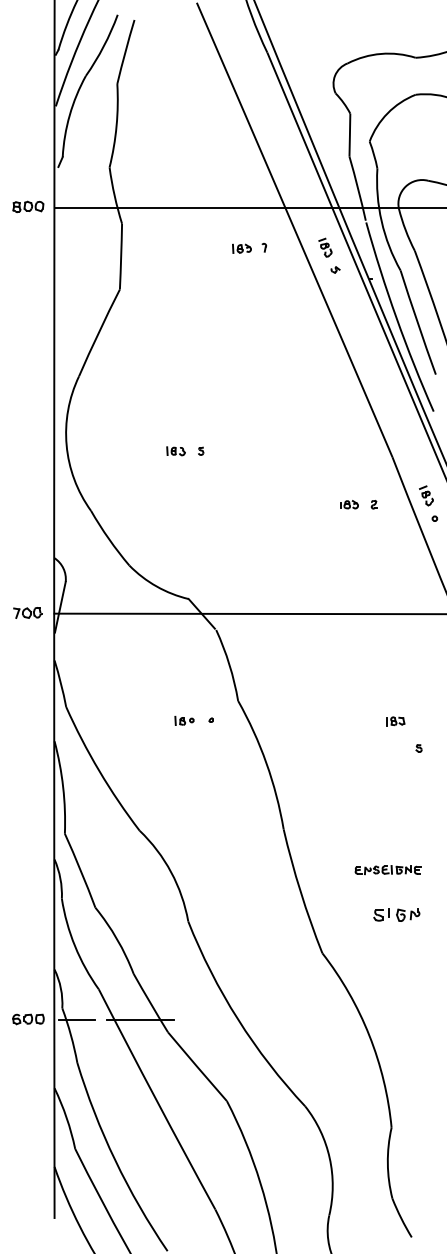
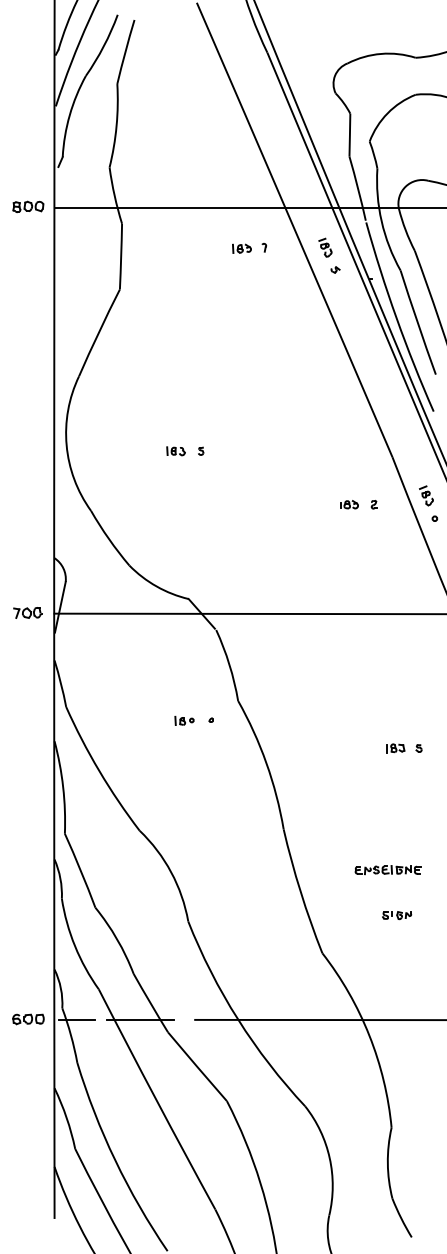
part position: (395, 721) -> (395, 748) (395, 748)
part size: 48x14 px -> 31x10 px (397, 915)
line: none -> present (319, 1019)
